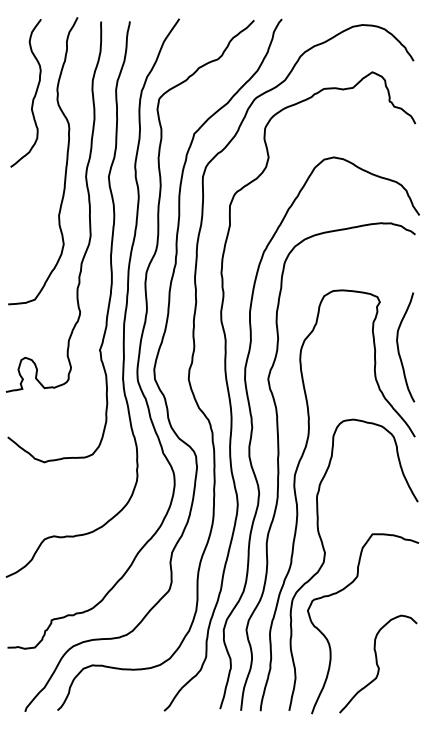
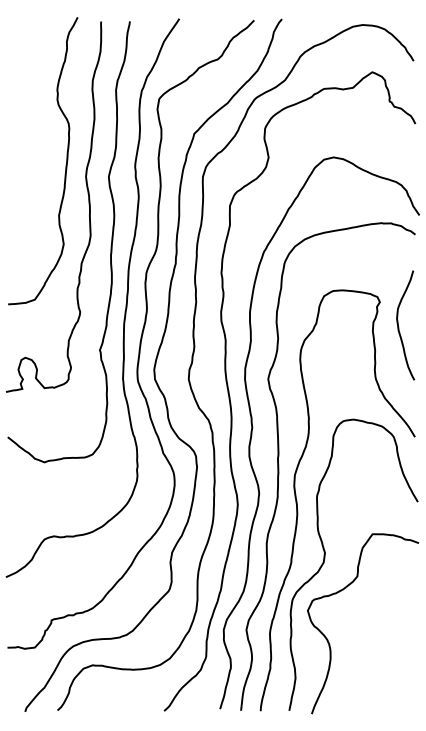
curve: present -> none (33, 96)
curve position: (399, 349) -> (399, 327) (399, 327)
curve: present -> none (377, 663)
